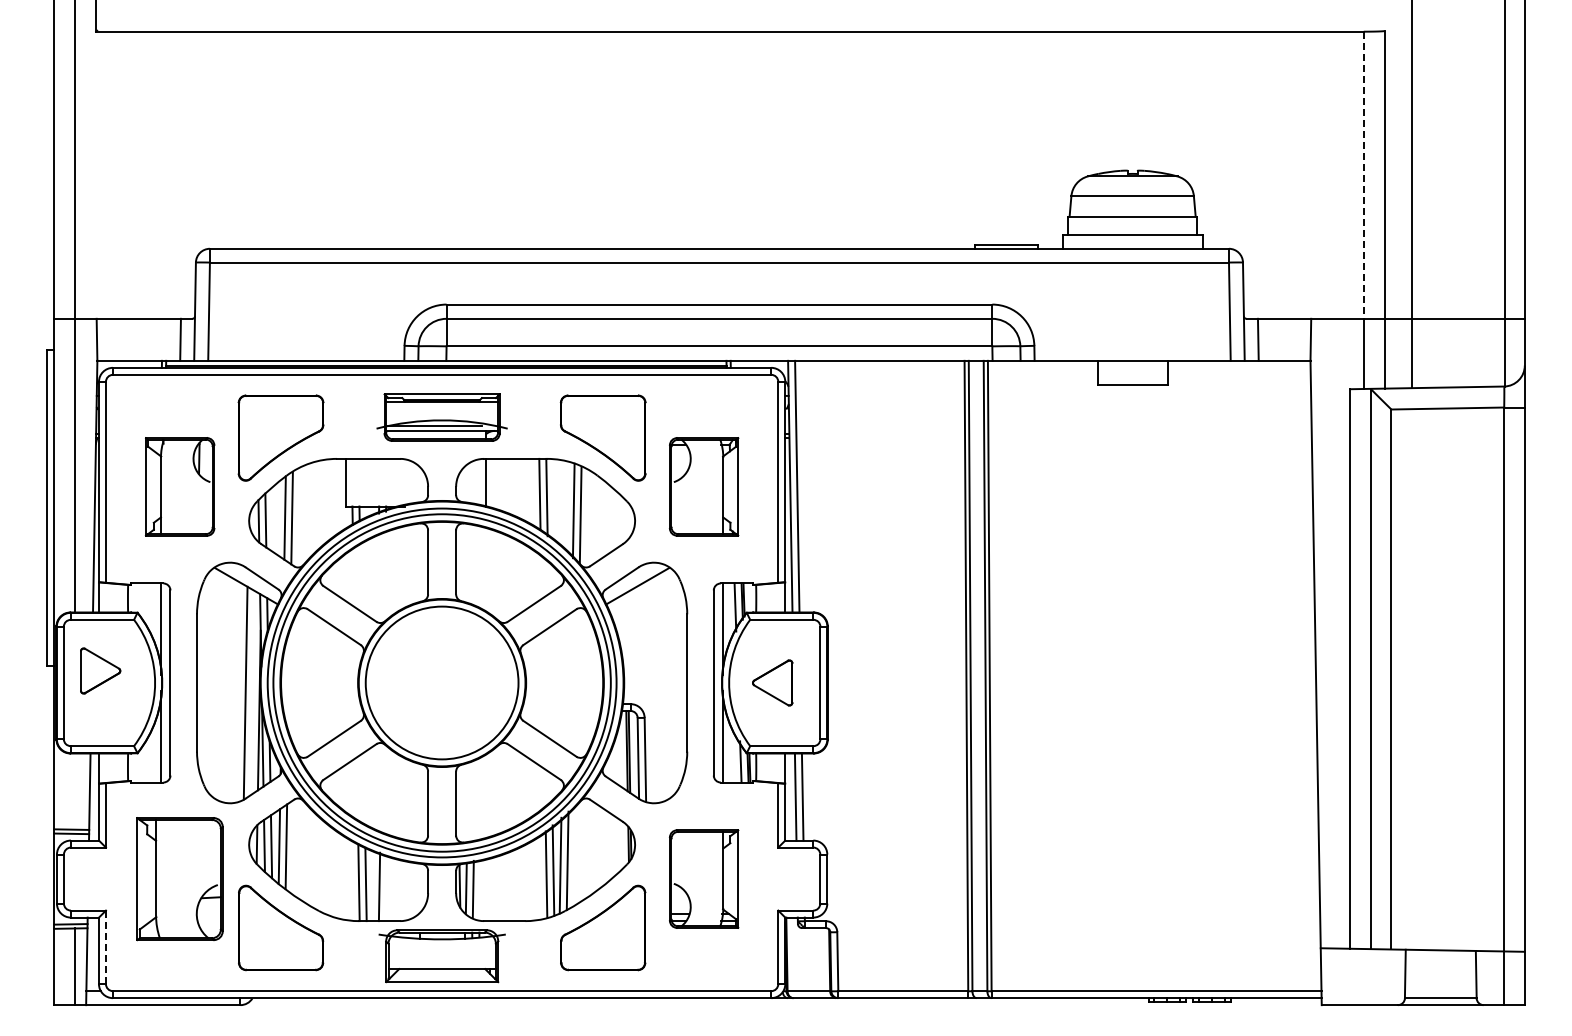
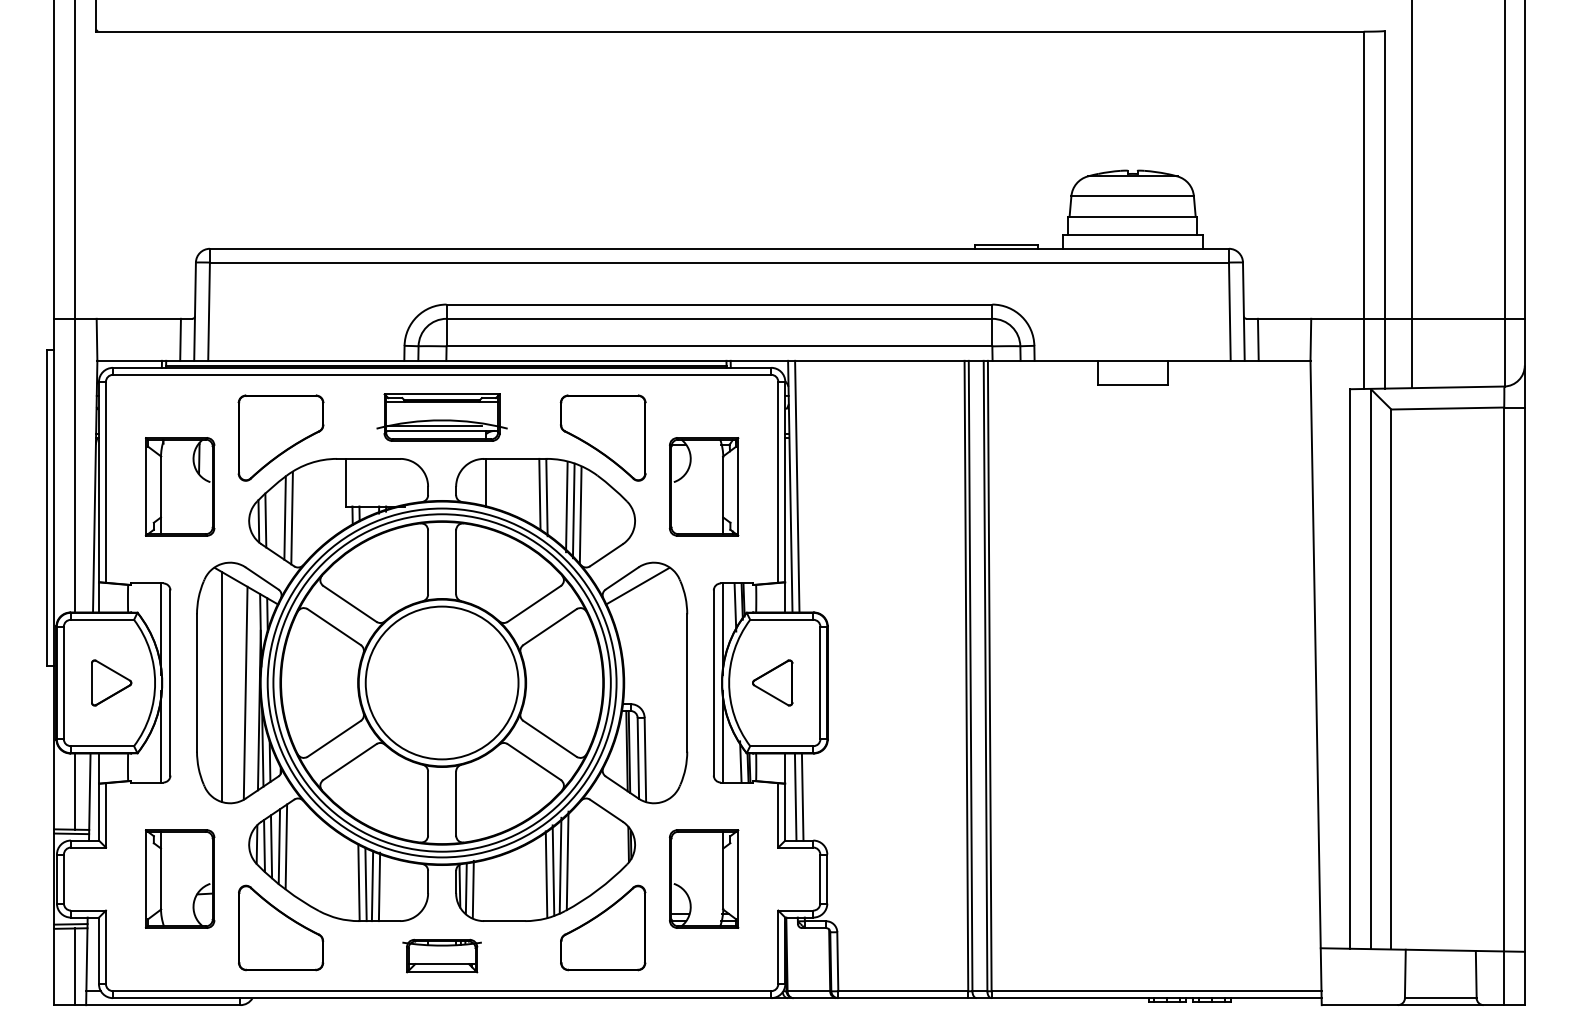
line: dashed -> solid (1363, 175)
line: none -> present (566, 507)
part position: (100, 670) -> (111, 682) (111, 682)
line: none -> present (222, 686)
line: none -> present (74, 791)
part size: 88x125 px -> 71x100 px (180, 878)
line: none -> present (372, 885)
line: dashed -> solid (105, 947)
part size: 128x55 px -> 80x36 px (441, 955)
